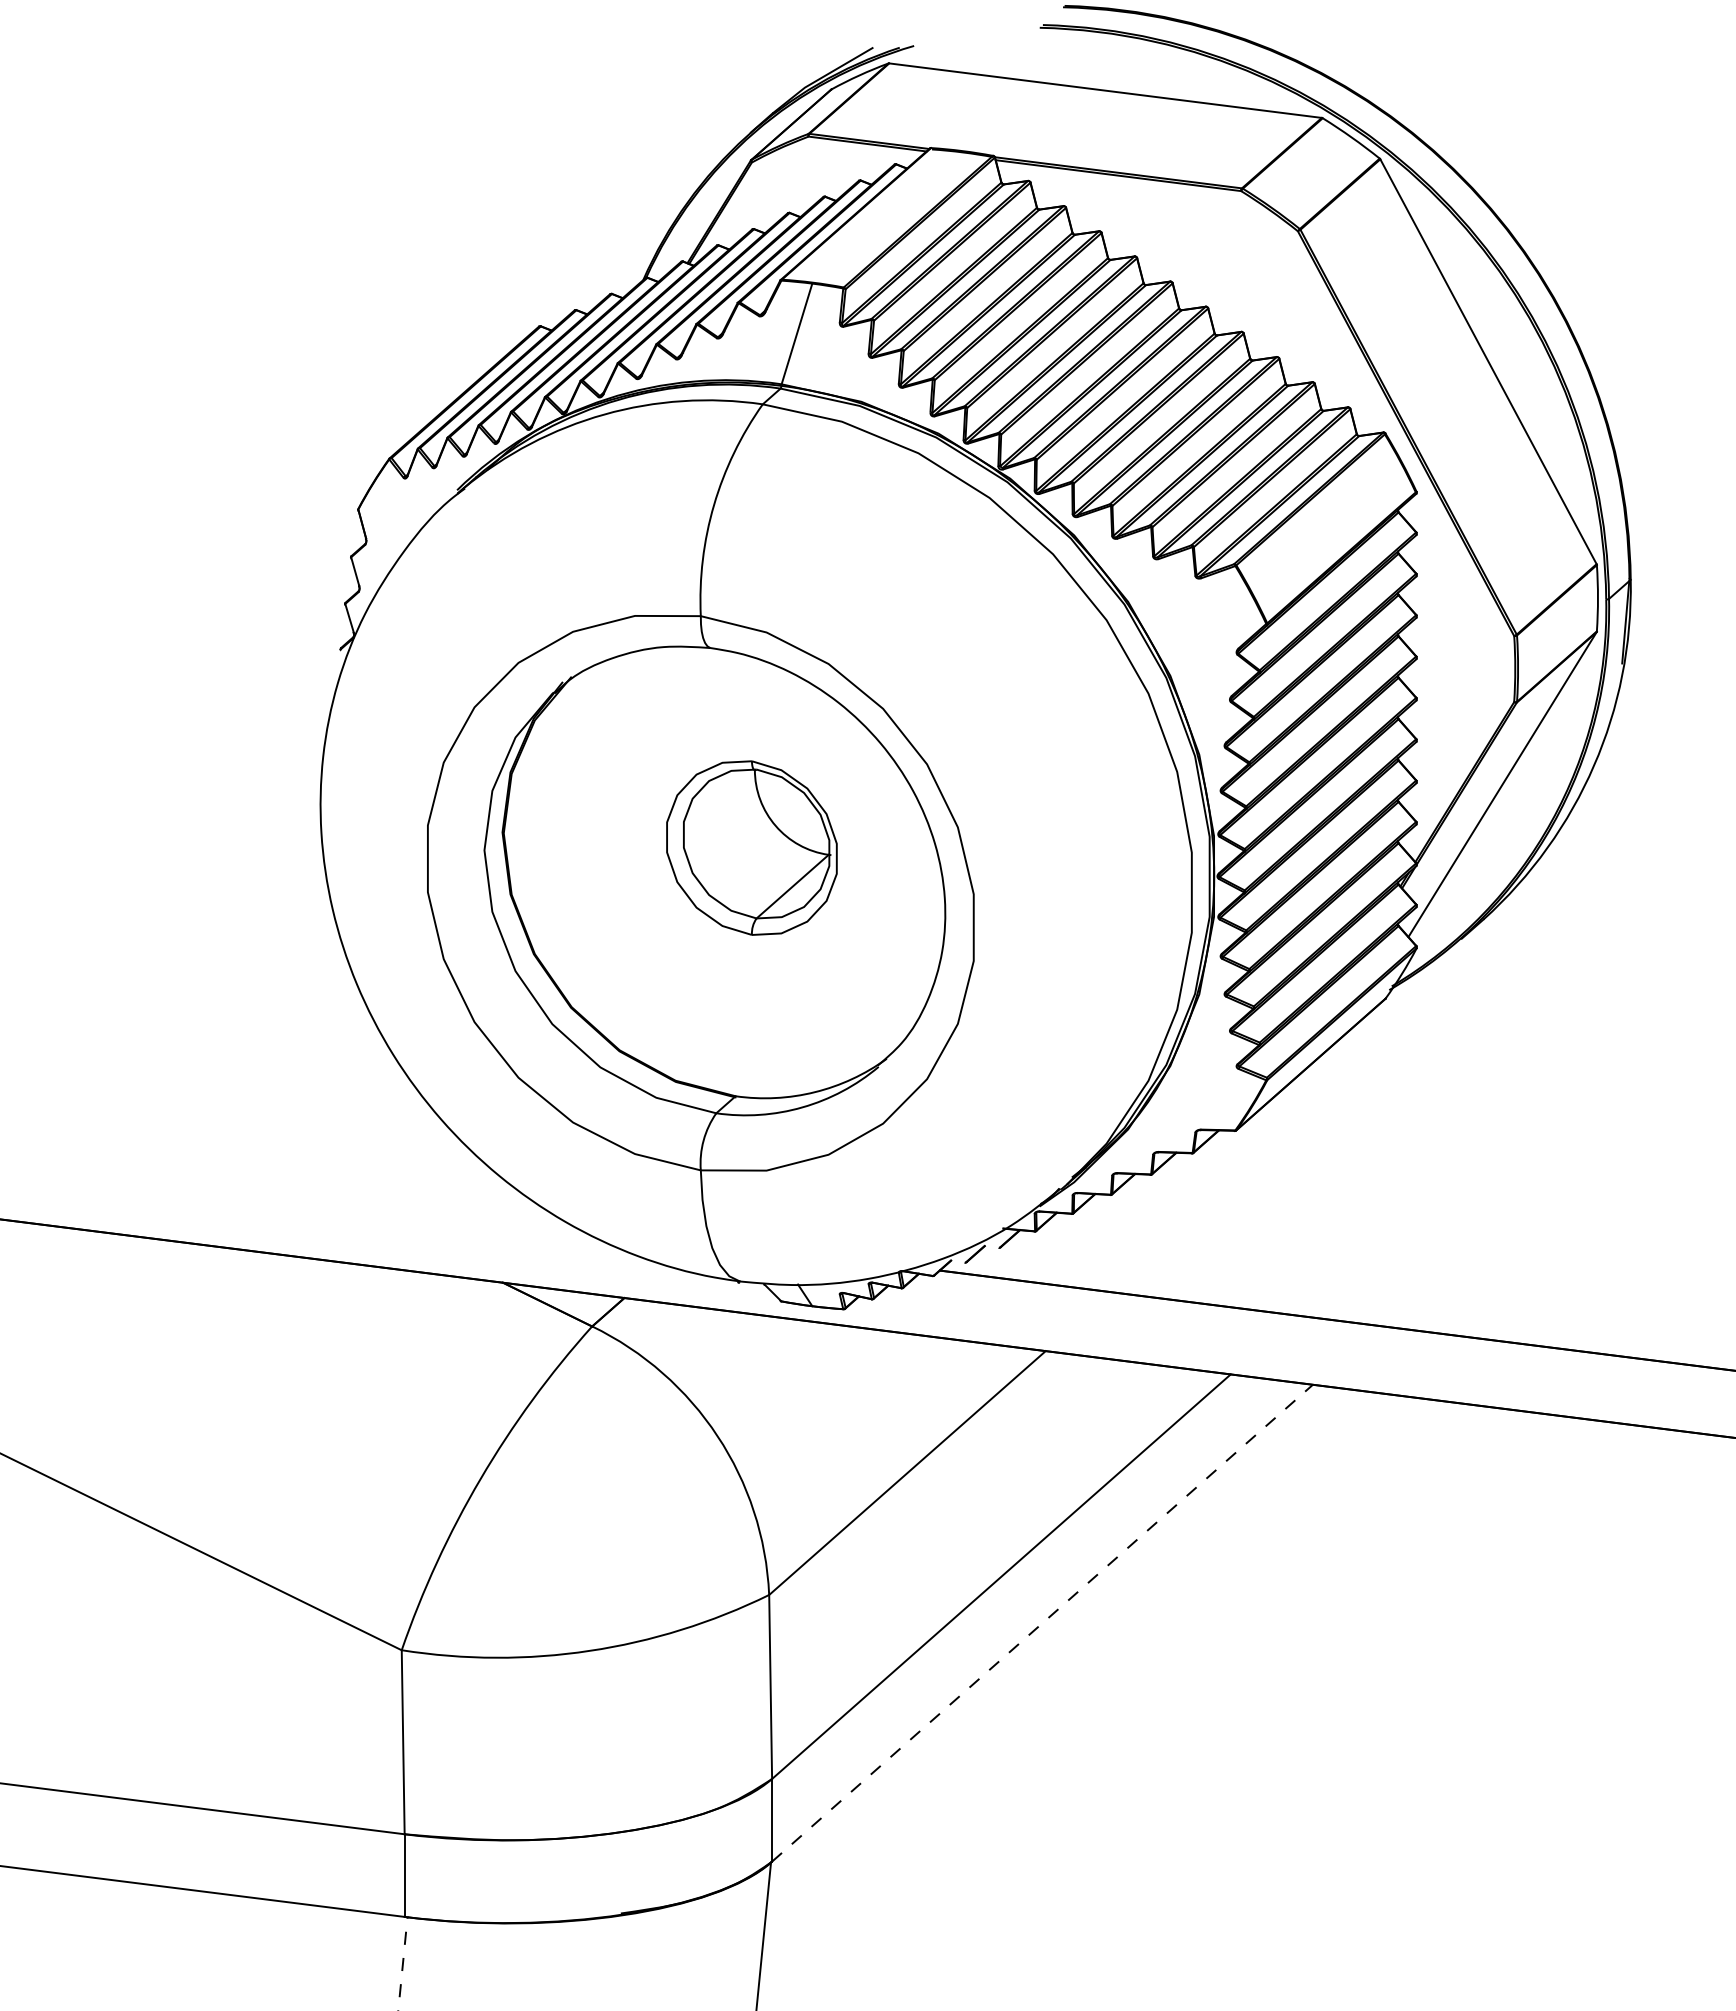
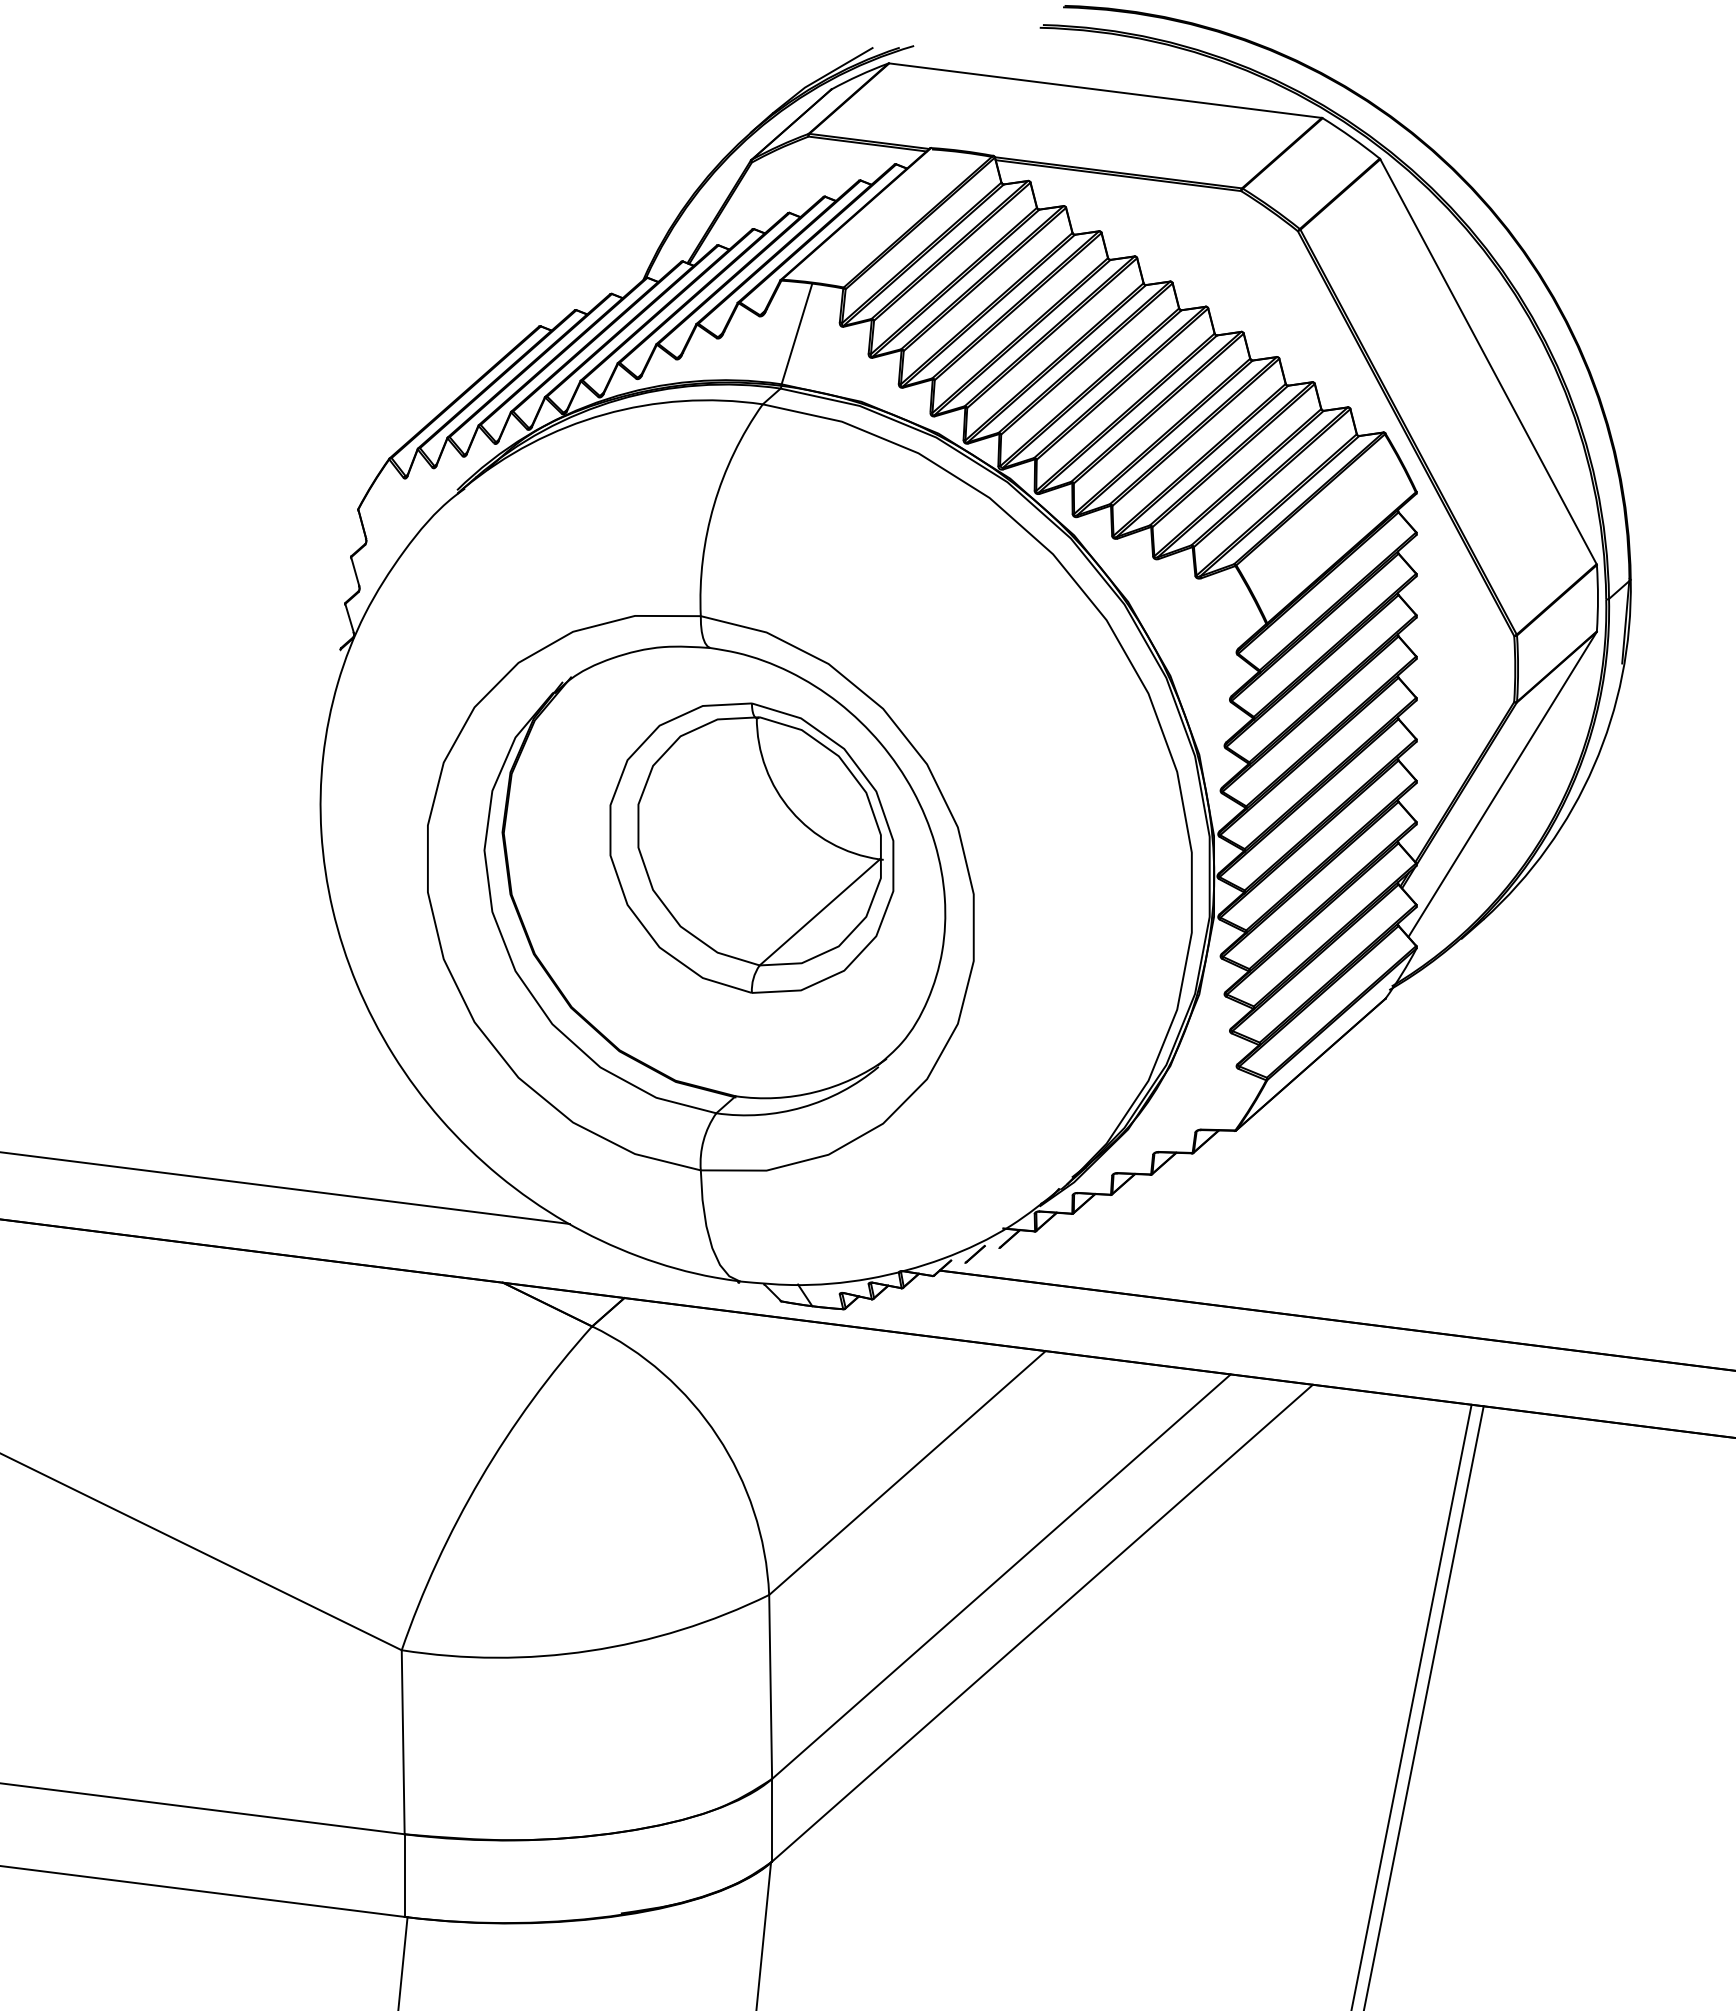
part size: 172x176 px -> 286x292 px (751, 847)
line: none -> present (285, 1188)
line: dashed -> solid (1042, 1622)
line: none -> present (1411, 1705)
line: none -> present (1423, 1706)
line: dashed -> solid (402, 1964)
